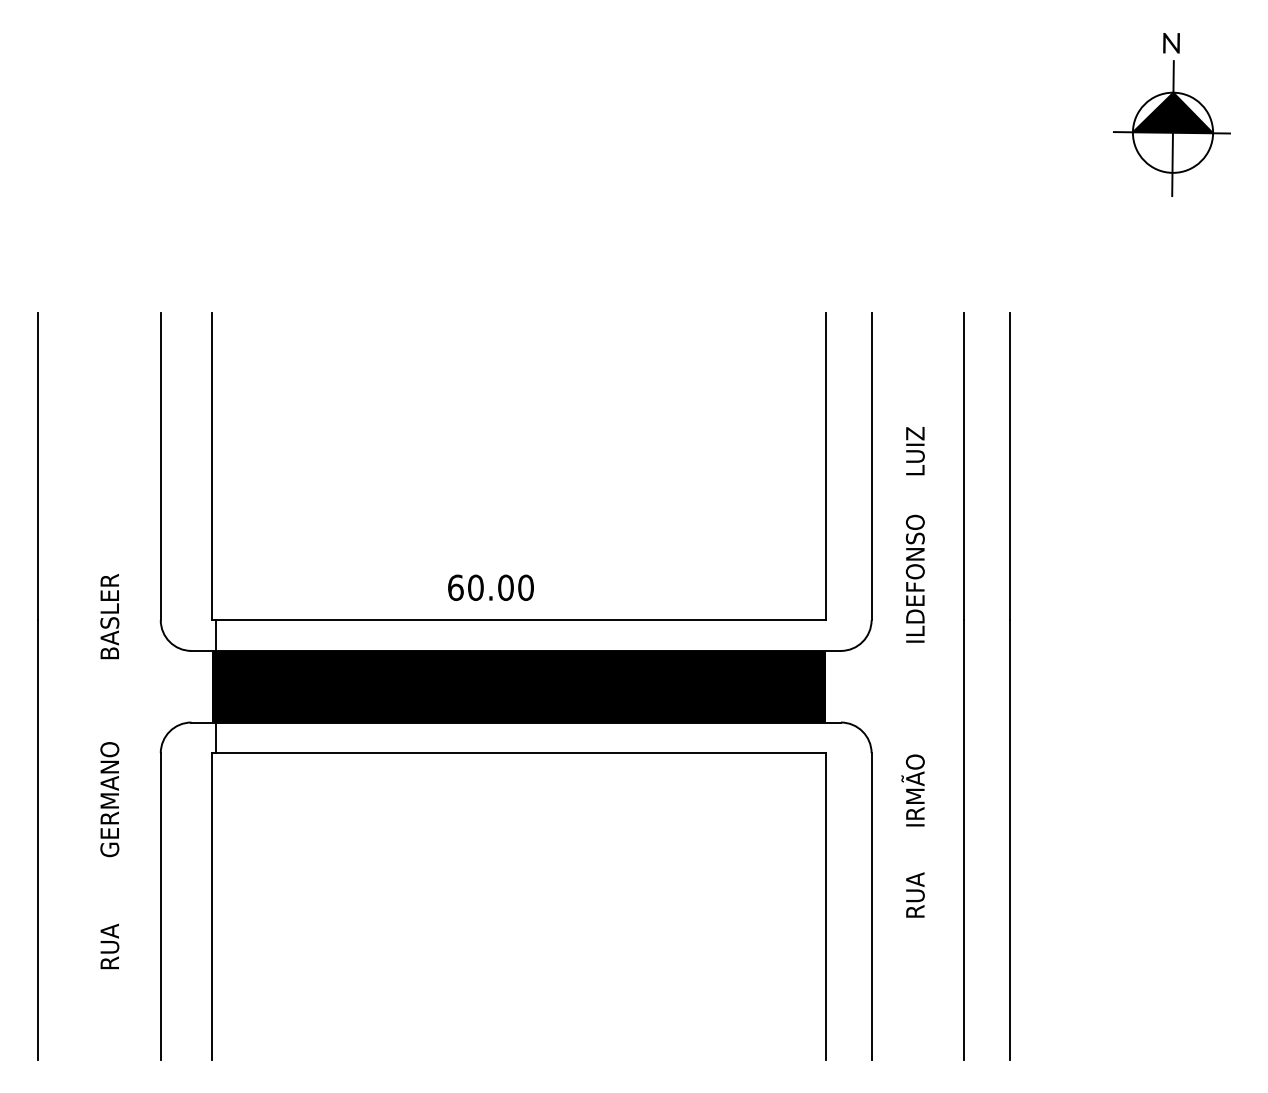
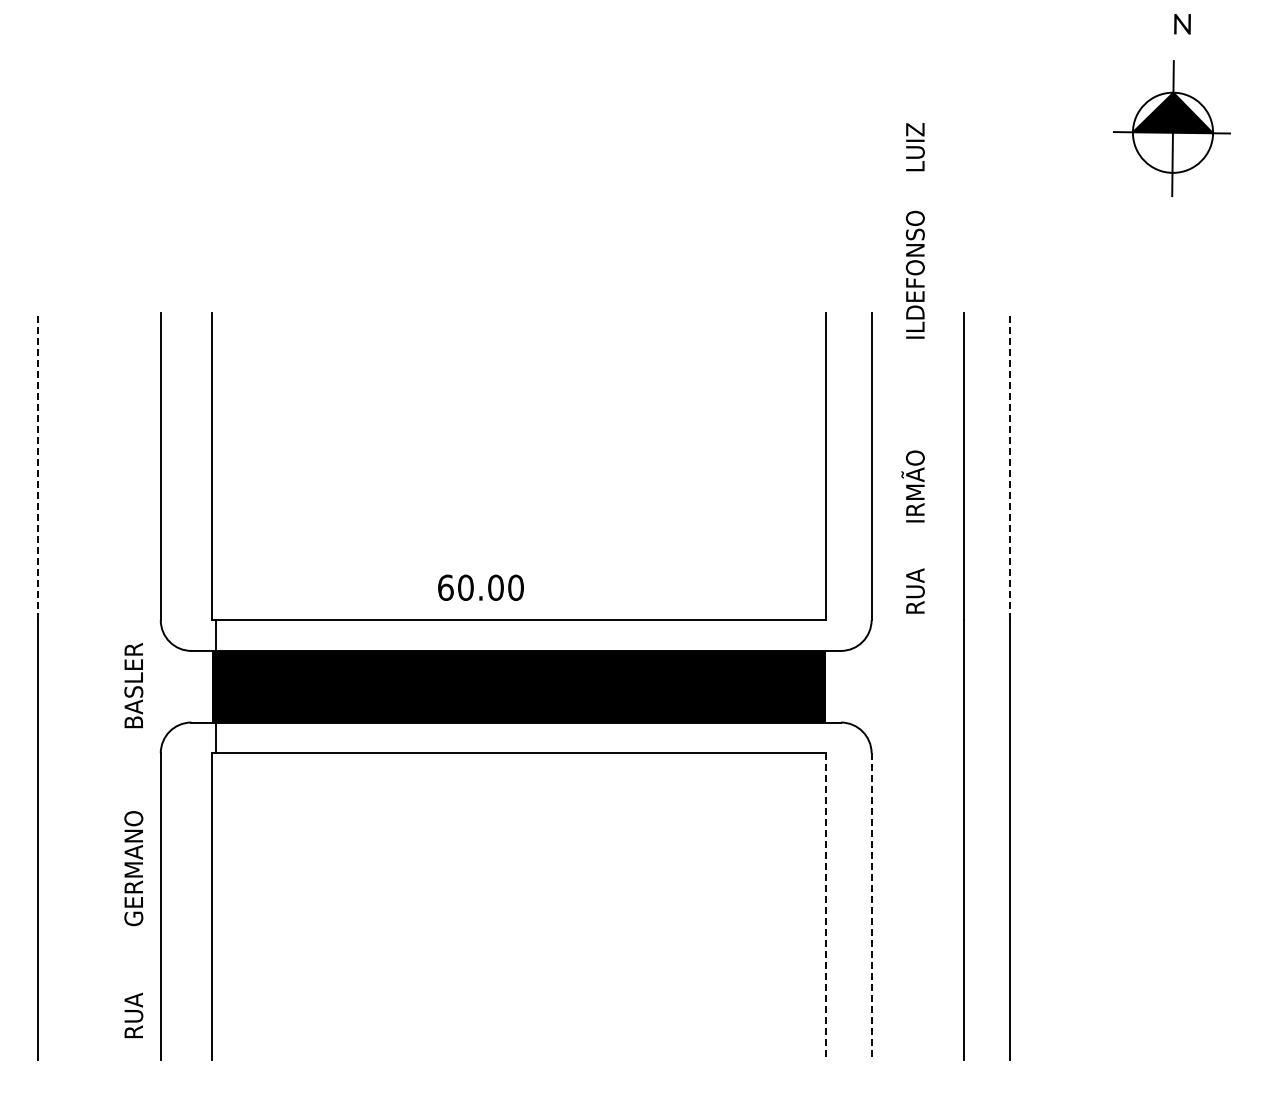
text position: (1171, 43) -> (1182, 24) (1182, 24)
line: solid -> dashed (38, 466)
line: solid -> dashed (1009, 466)
text position: (490, 587) -> (480, 587) (480, 587)
text position: (912, 672) -> (912, 368) (912, 368)
text position: (109, 771) -> (133, 840) (133, 840)
line: solid -> dashed (825, 907)
line: solid -> dashed (871, 907)
